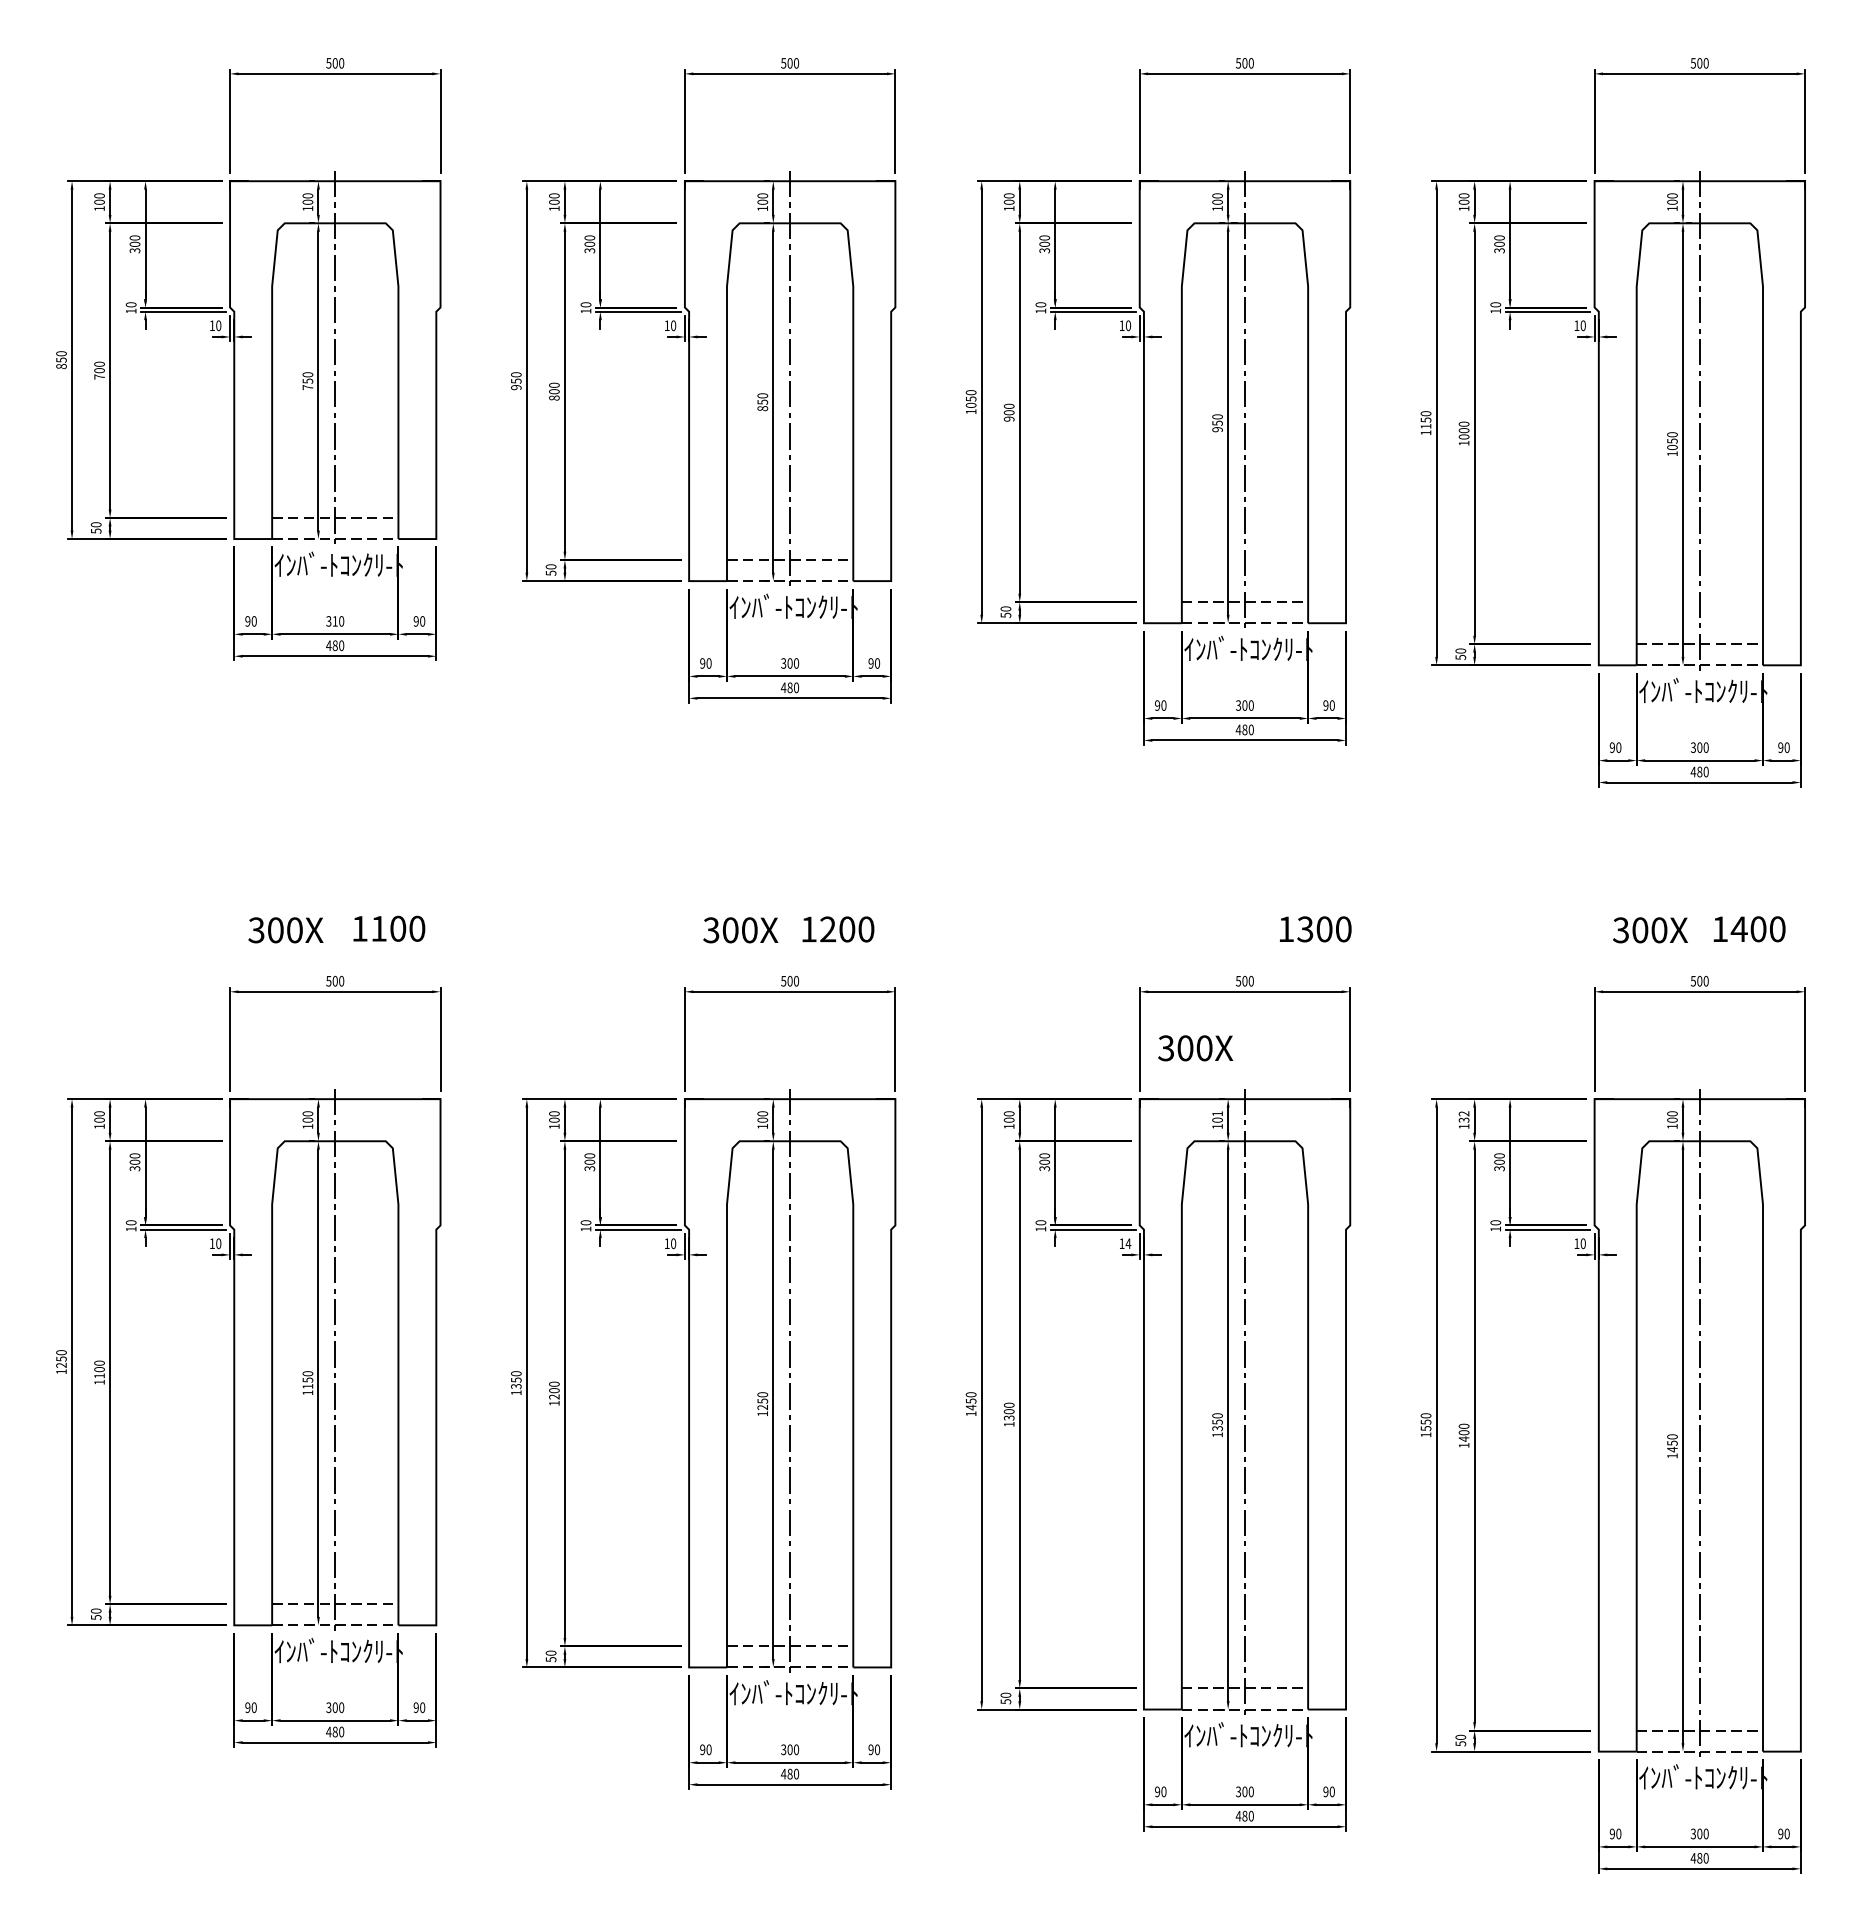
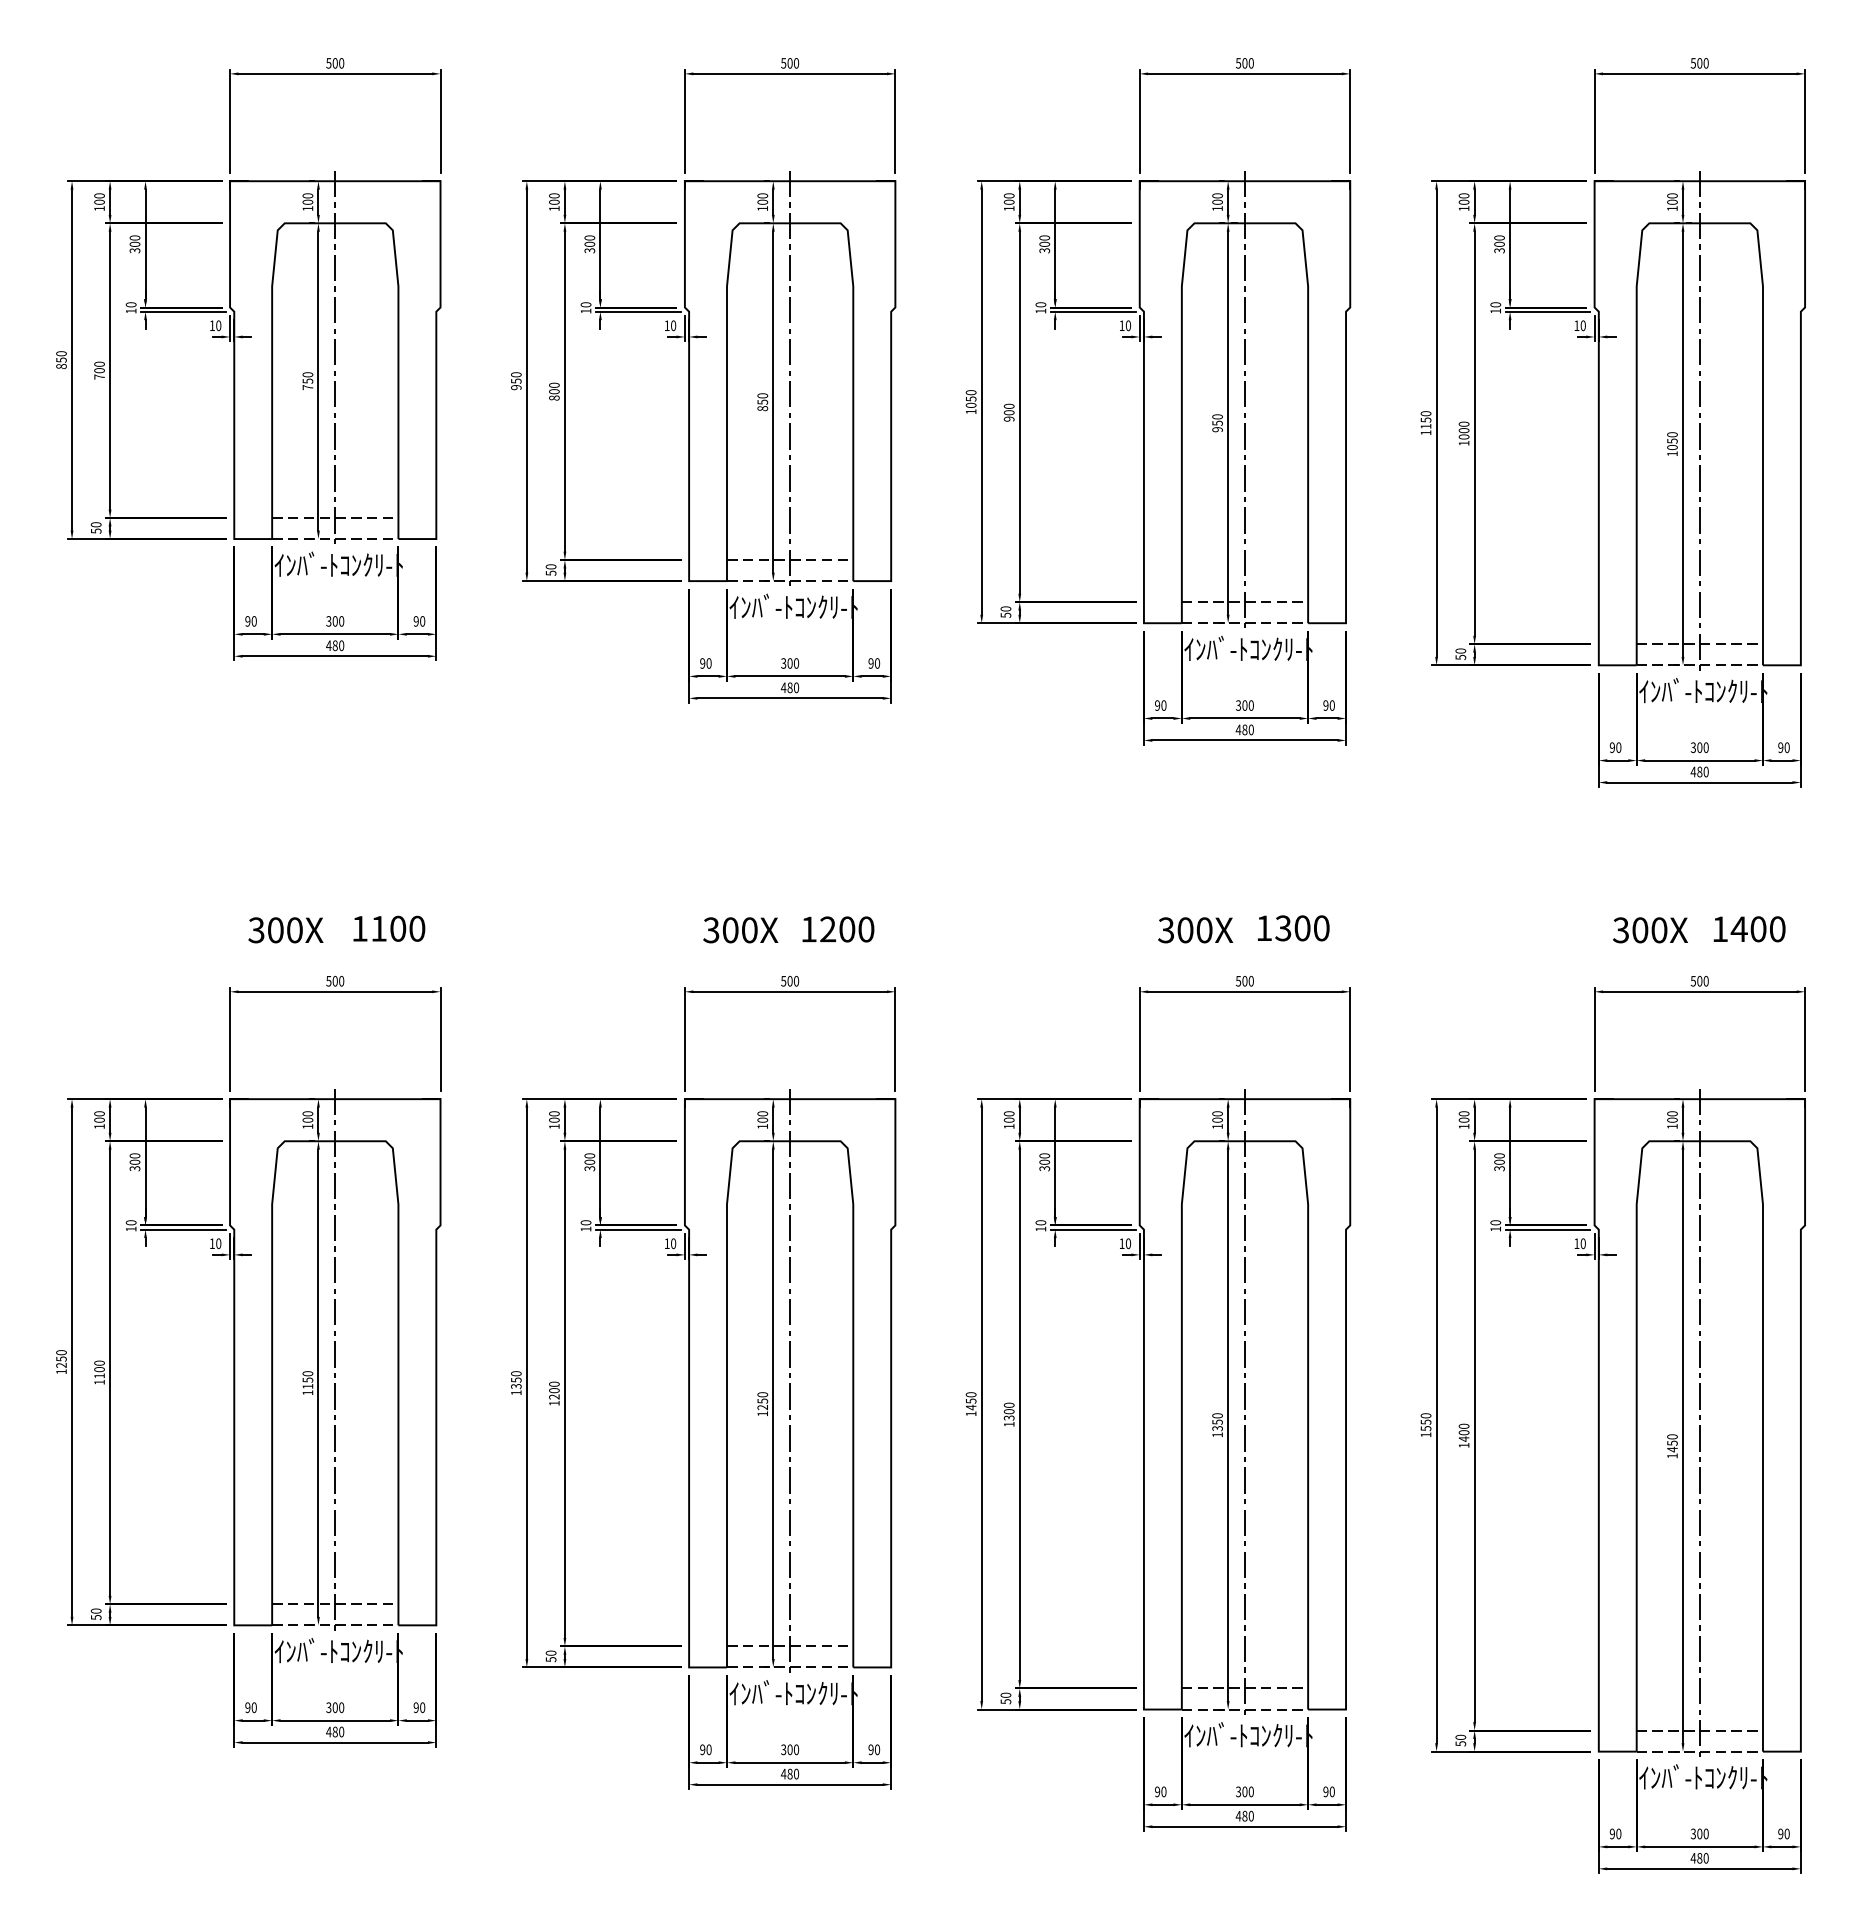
text: 310 -> 300 (334, 621)
text position: (1315, 929) -> (1293, 928) (1293, 928)
text position: (1195, 1048) -> (1195, 930) (1195, 930)
text: 101 -> 100 (1217, 1113)
text: 132 -> 100 (1463, 1116)
text: 14 -> 10 (1128, 1243)
